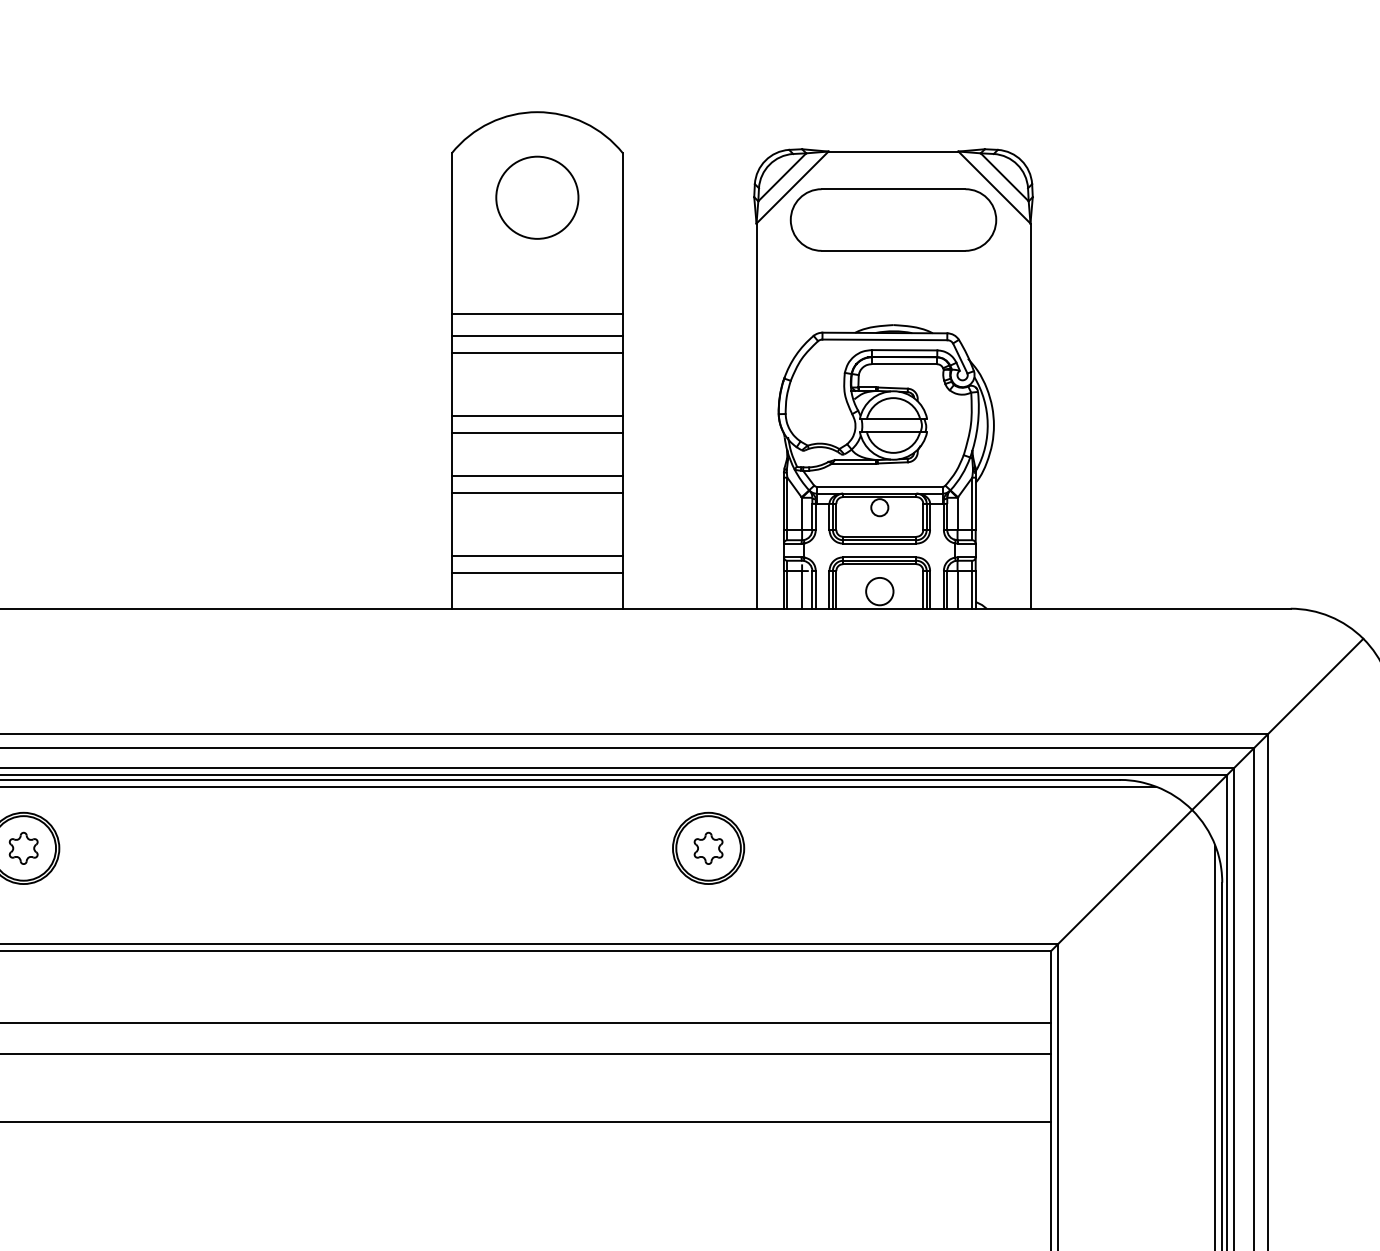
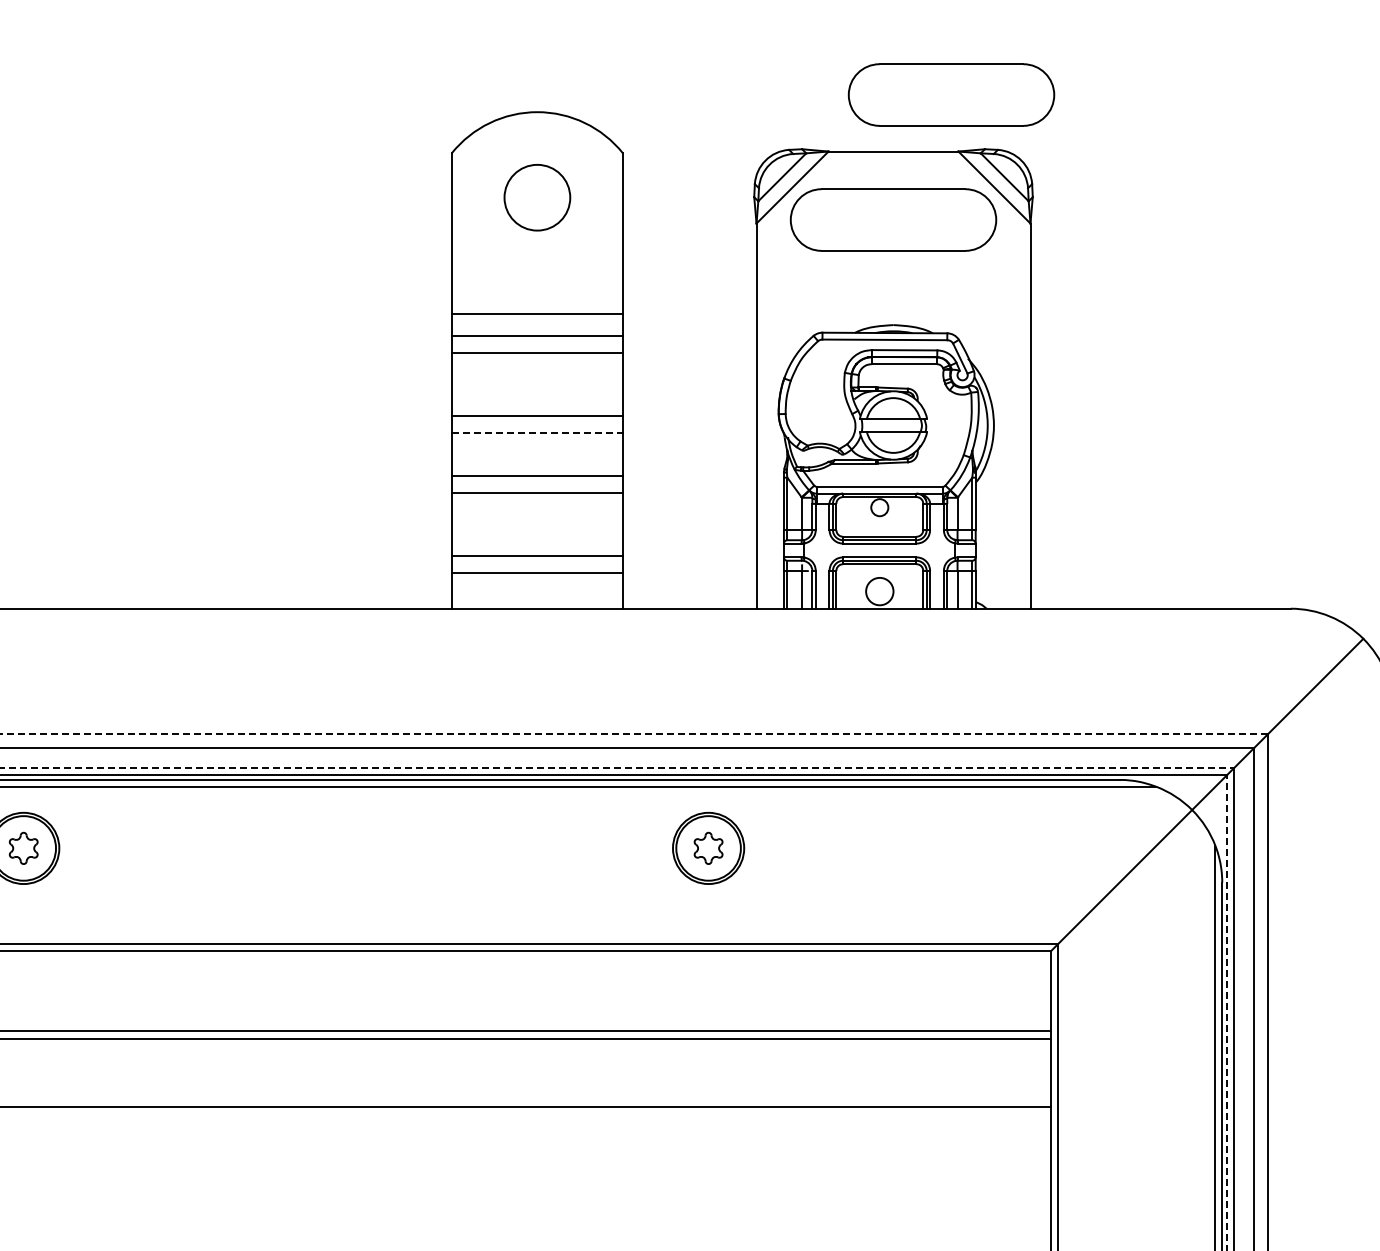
part: none -> present (951, 94)
circle size: 85x85 px -> 69x68 px (537, 197)
line: solid -> dashed (537, 432)
line: solid -> dashed (634, 733)
line: solid -> dashed (617, 768)
line: solid -> dashed (1226, 1012)
line position: (526, 1023) -> (526, 1031) (526, 1031)
line position: (526, 1053) -> (526, 1038) (526, 1038)
line position: (526, 1122) -> (526, 1107) (526, 1107)
